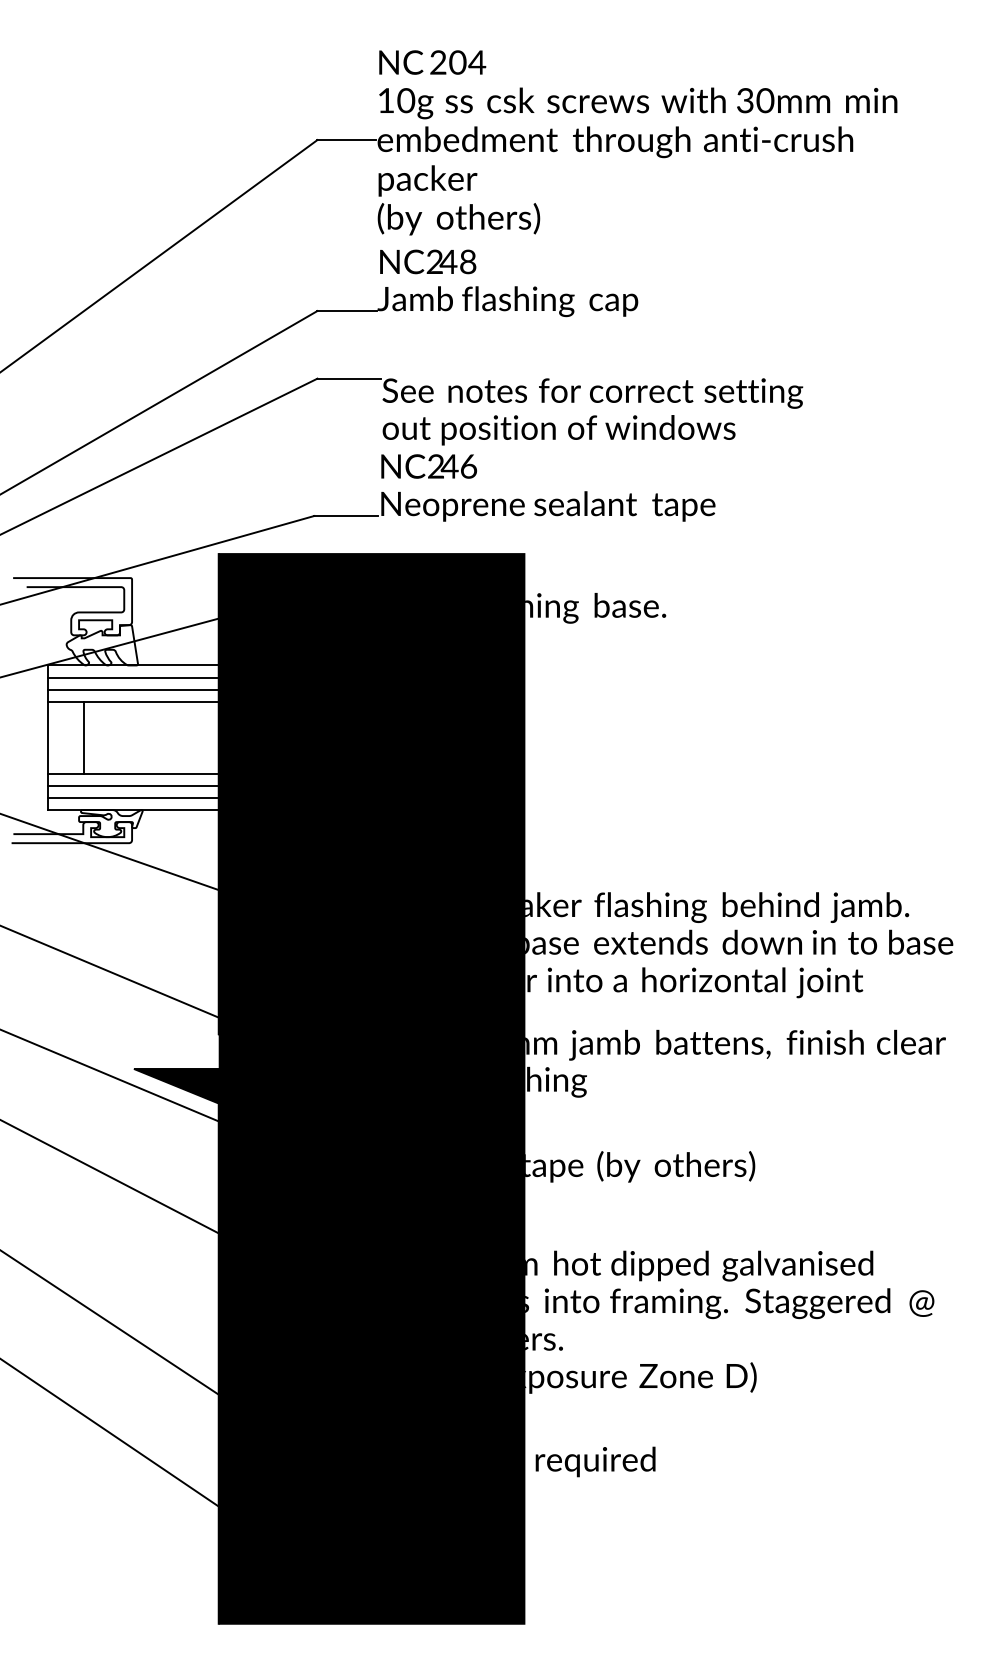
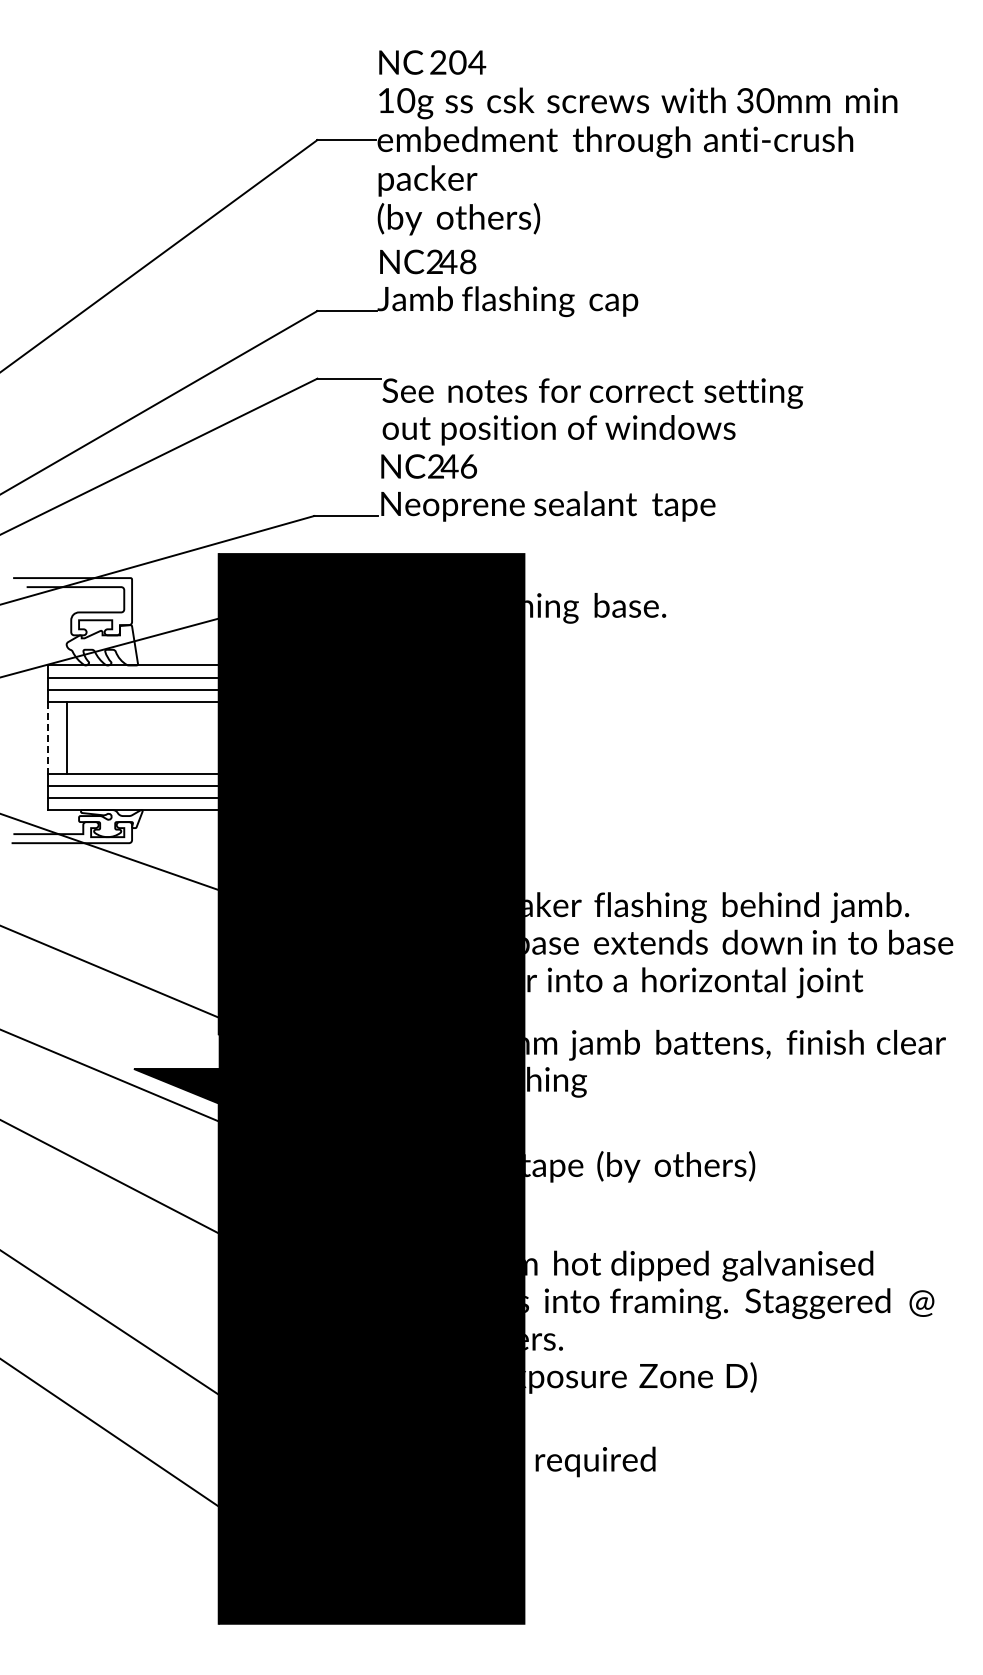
line position: (83, 737) -> (66, 737) (66, 737)
line: solid -> dashed (47, 738)
